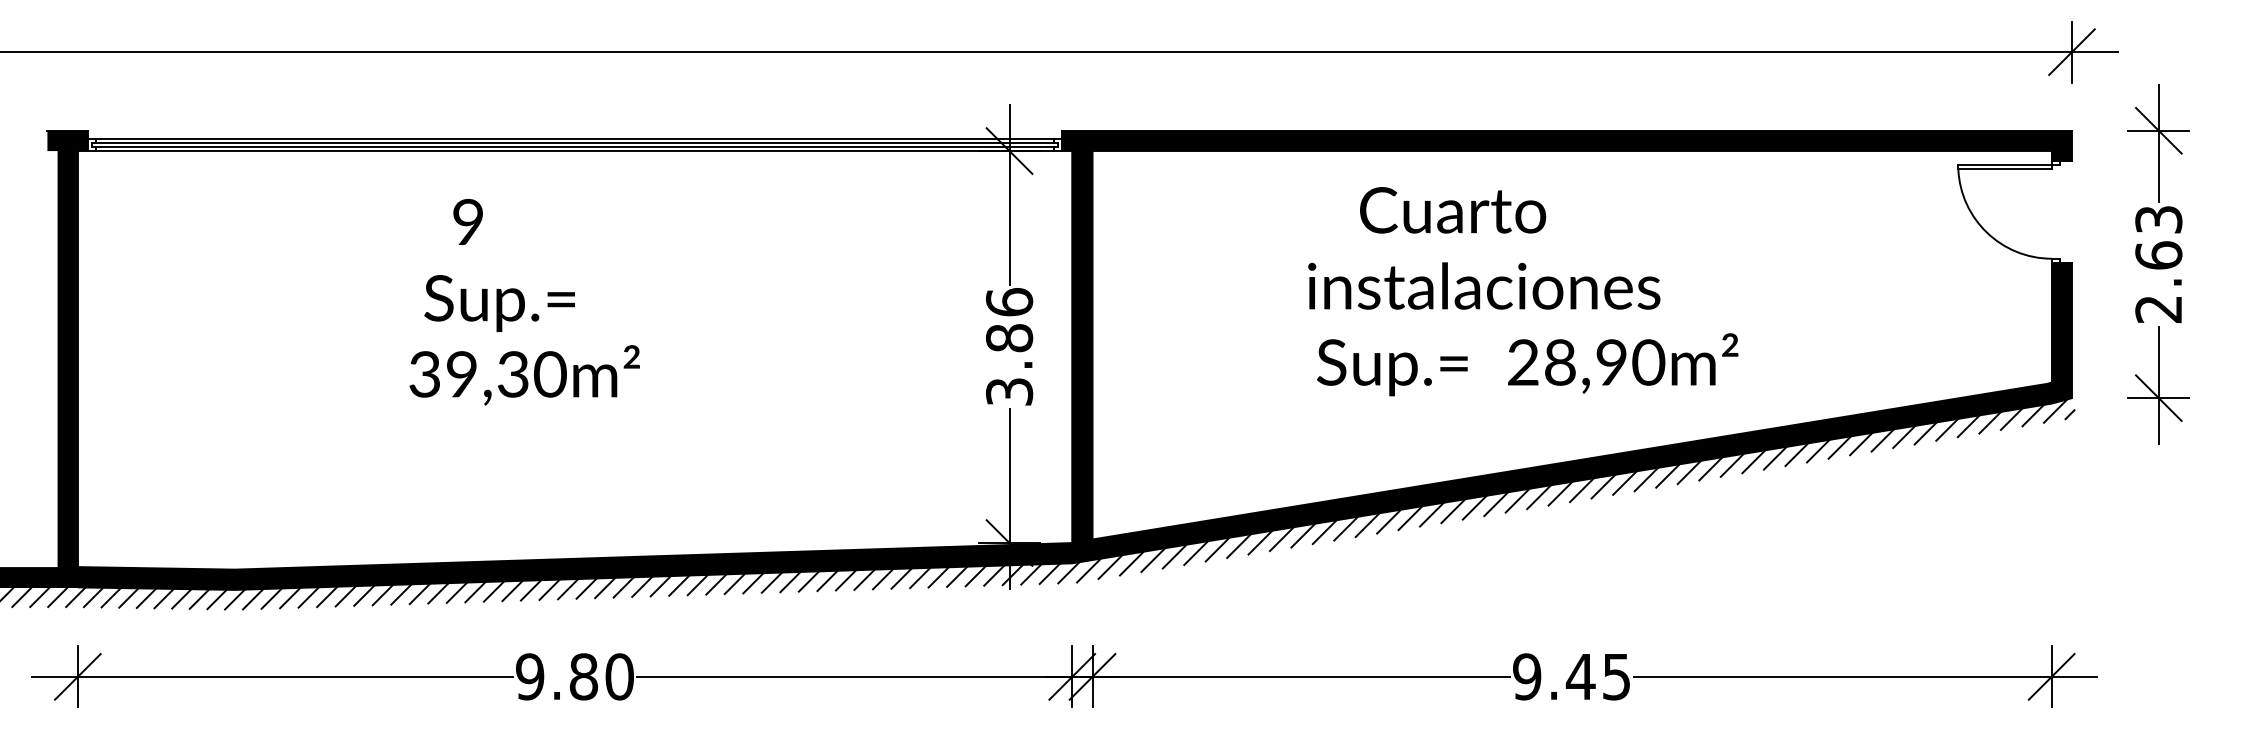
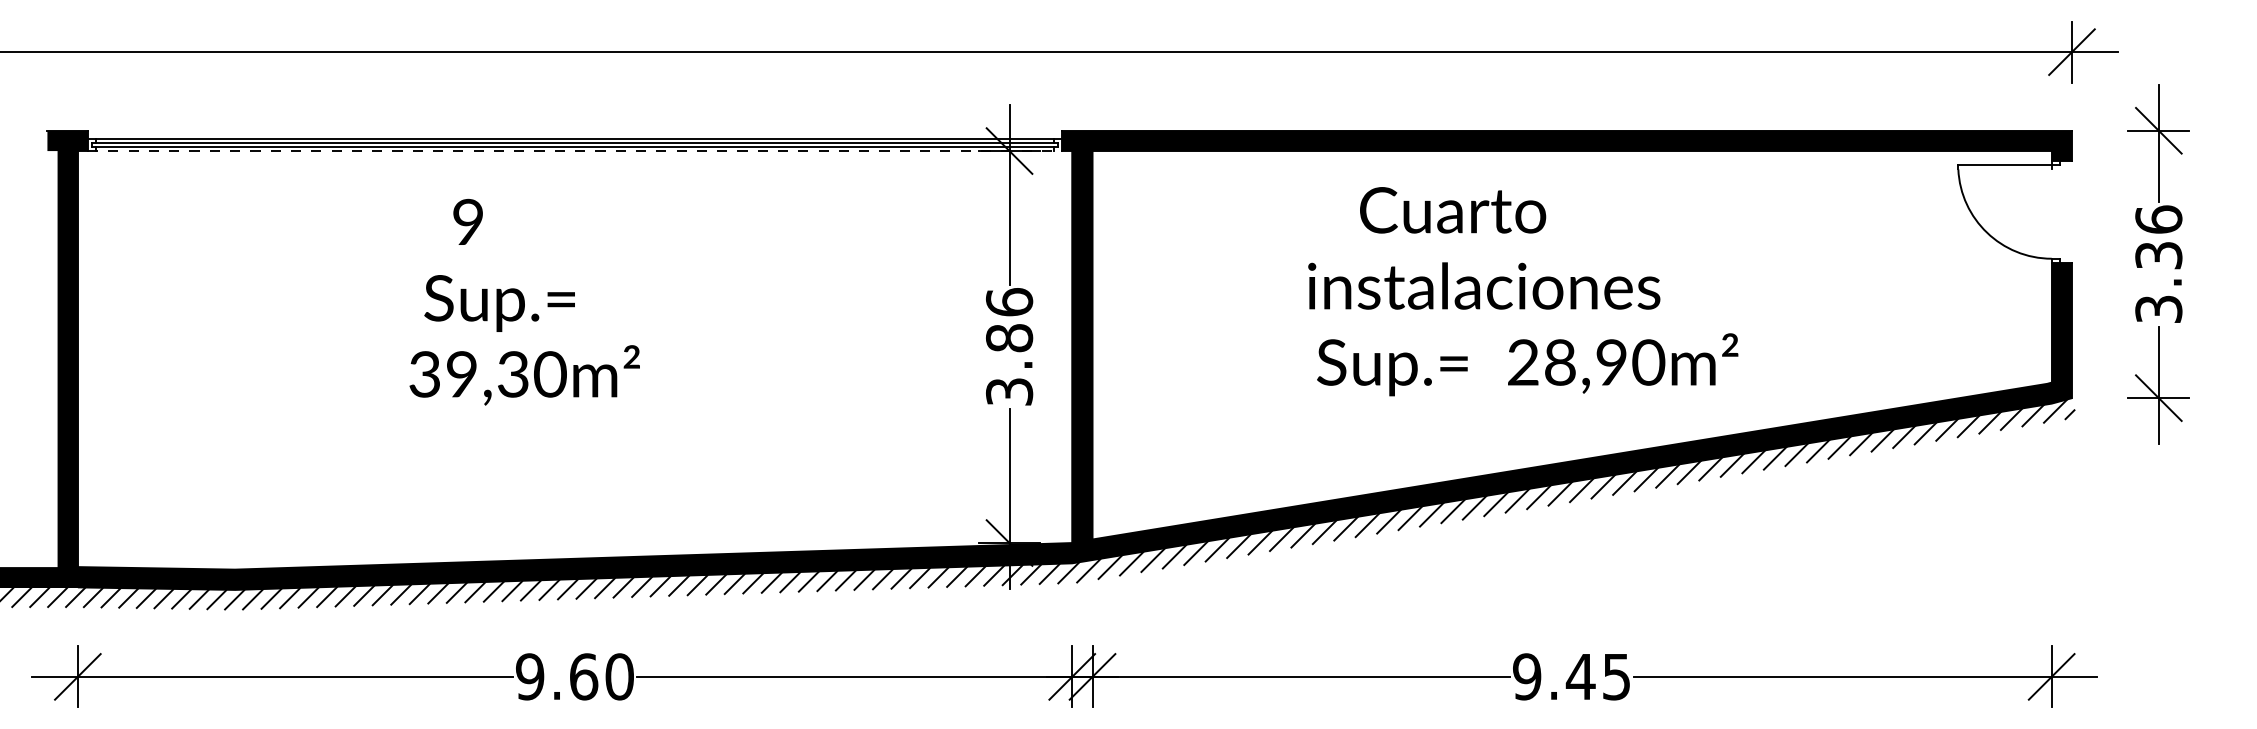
line: solid -> dashed (575, 151)
line: present -> none (2004, 169)
text: 2.63 -> 3.36 (2158, 264)
text: 9.80 -> 9.60 (584, 676)
